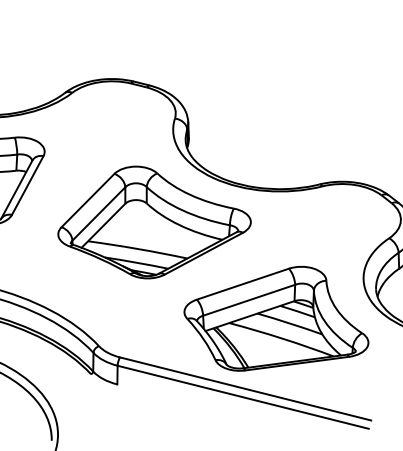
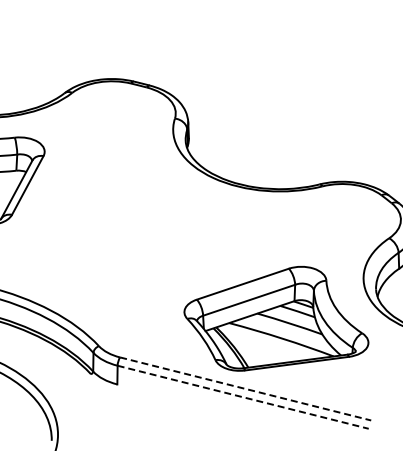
part: present -> none (154, 222)
line: solid -> dashed (246, 389)
line: solid -> dashed (243, 397)
